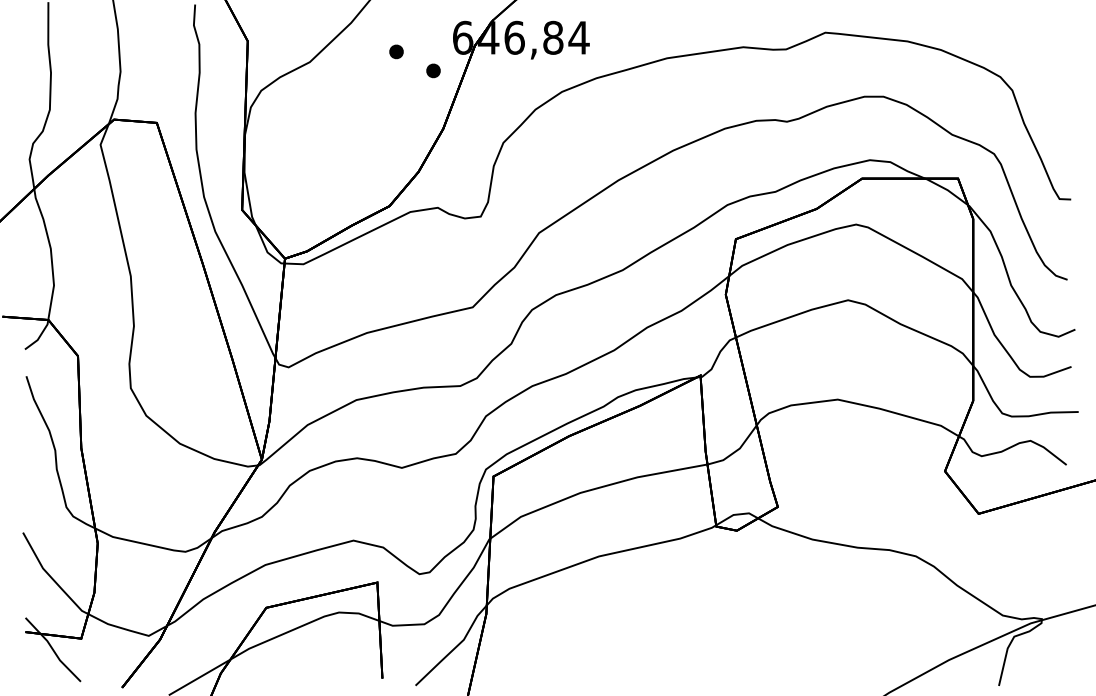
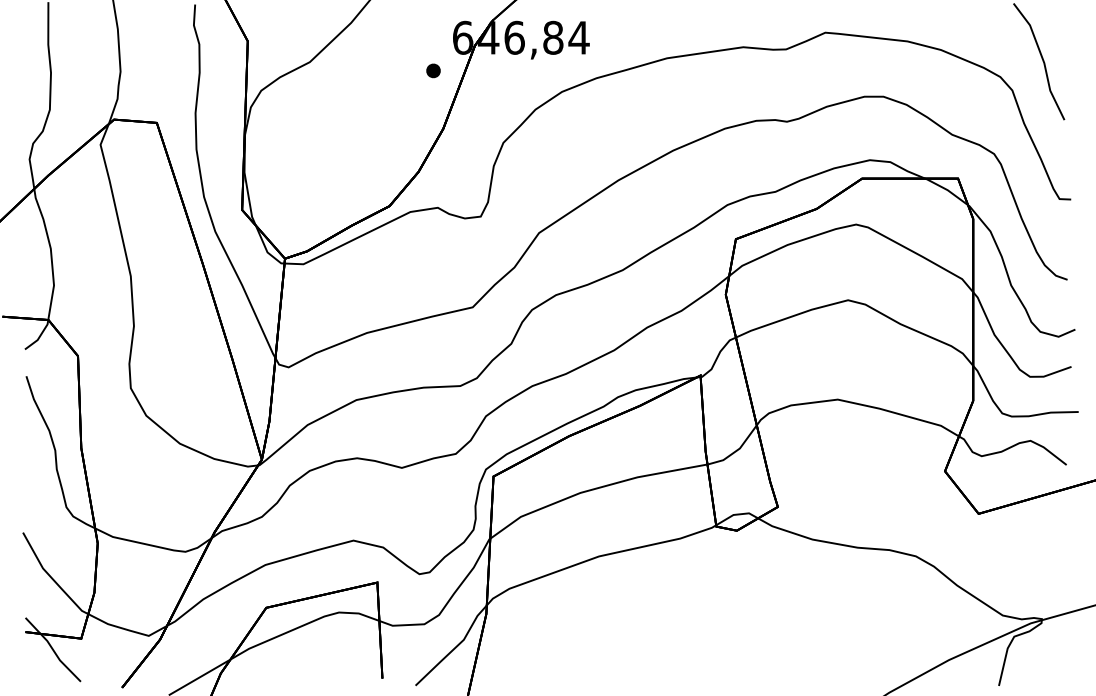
part: present -> none (396, 51)
line: none -> present (1042, 61)
